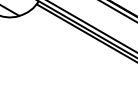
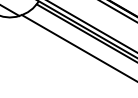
line: none -> present (77, 47)
